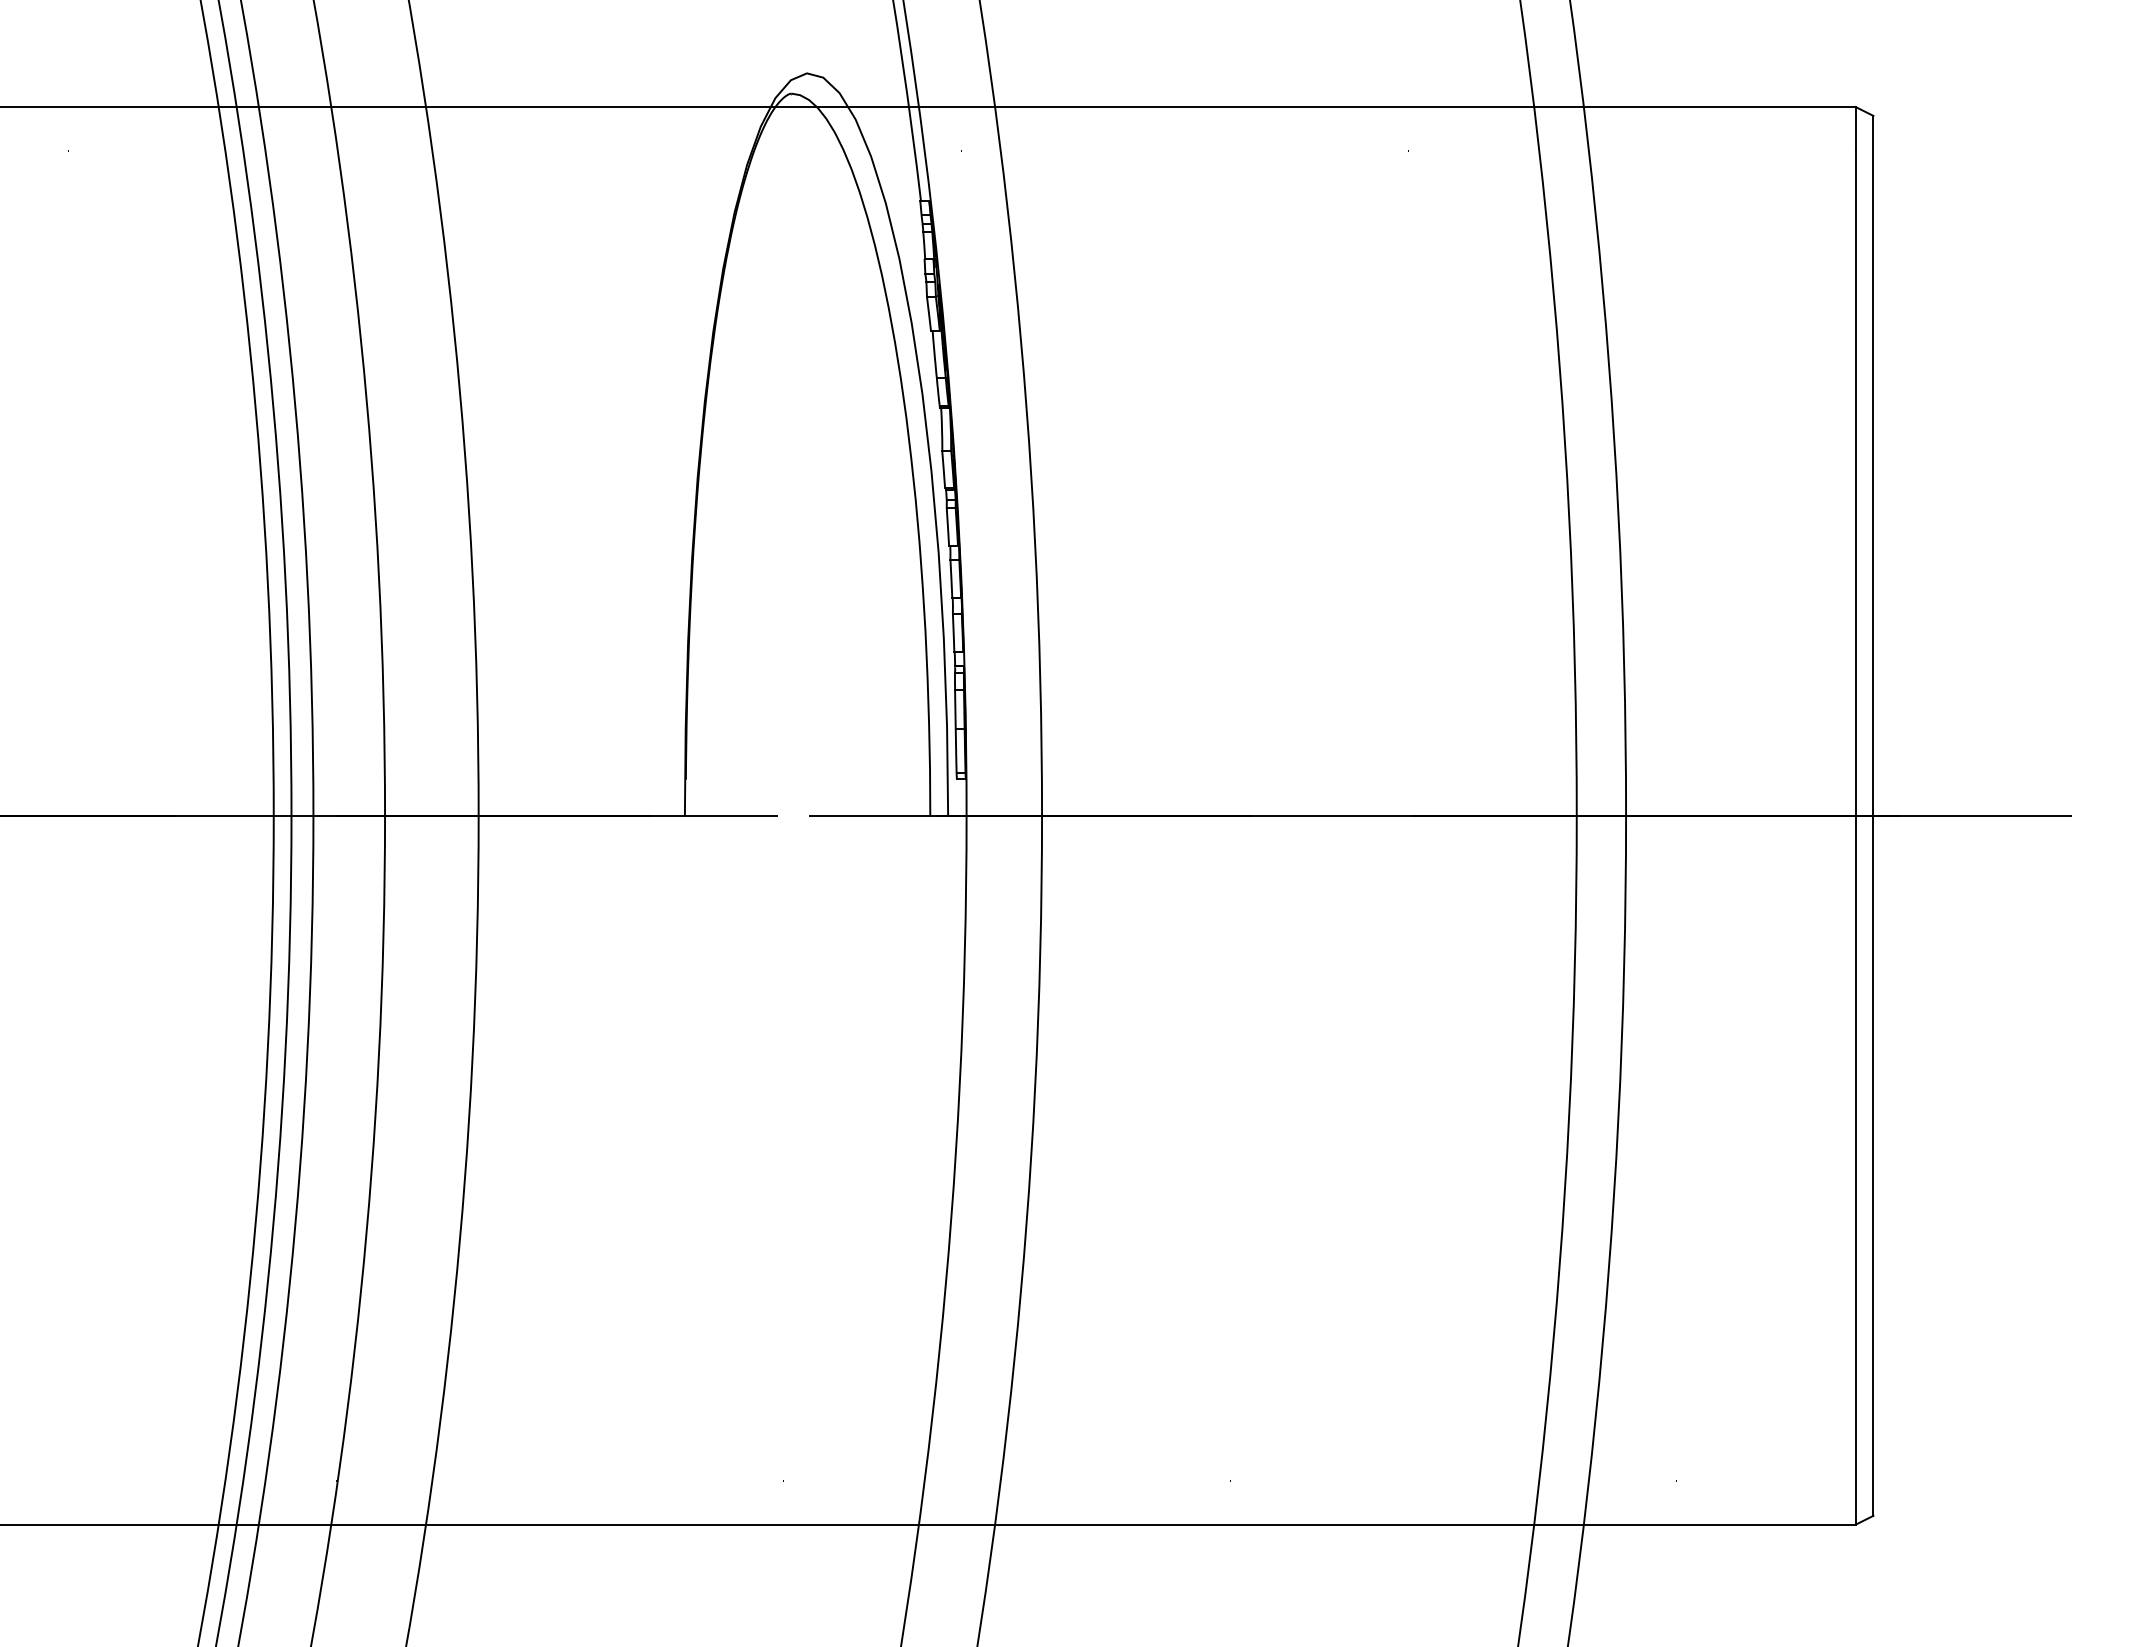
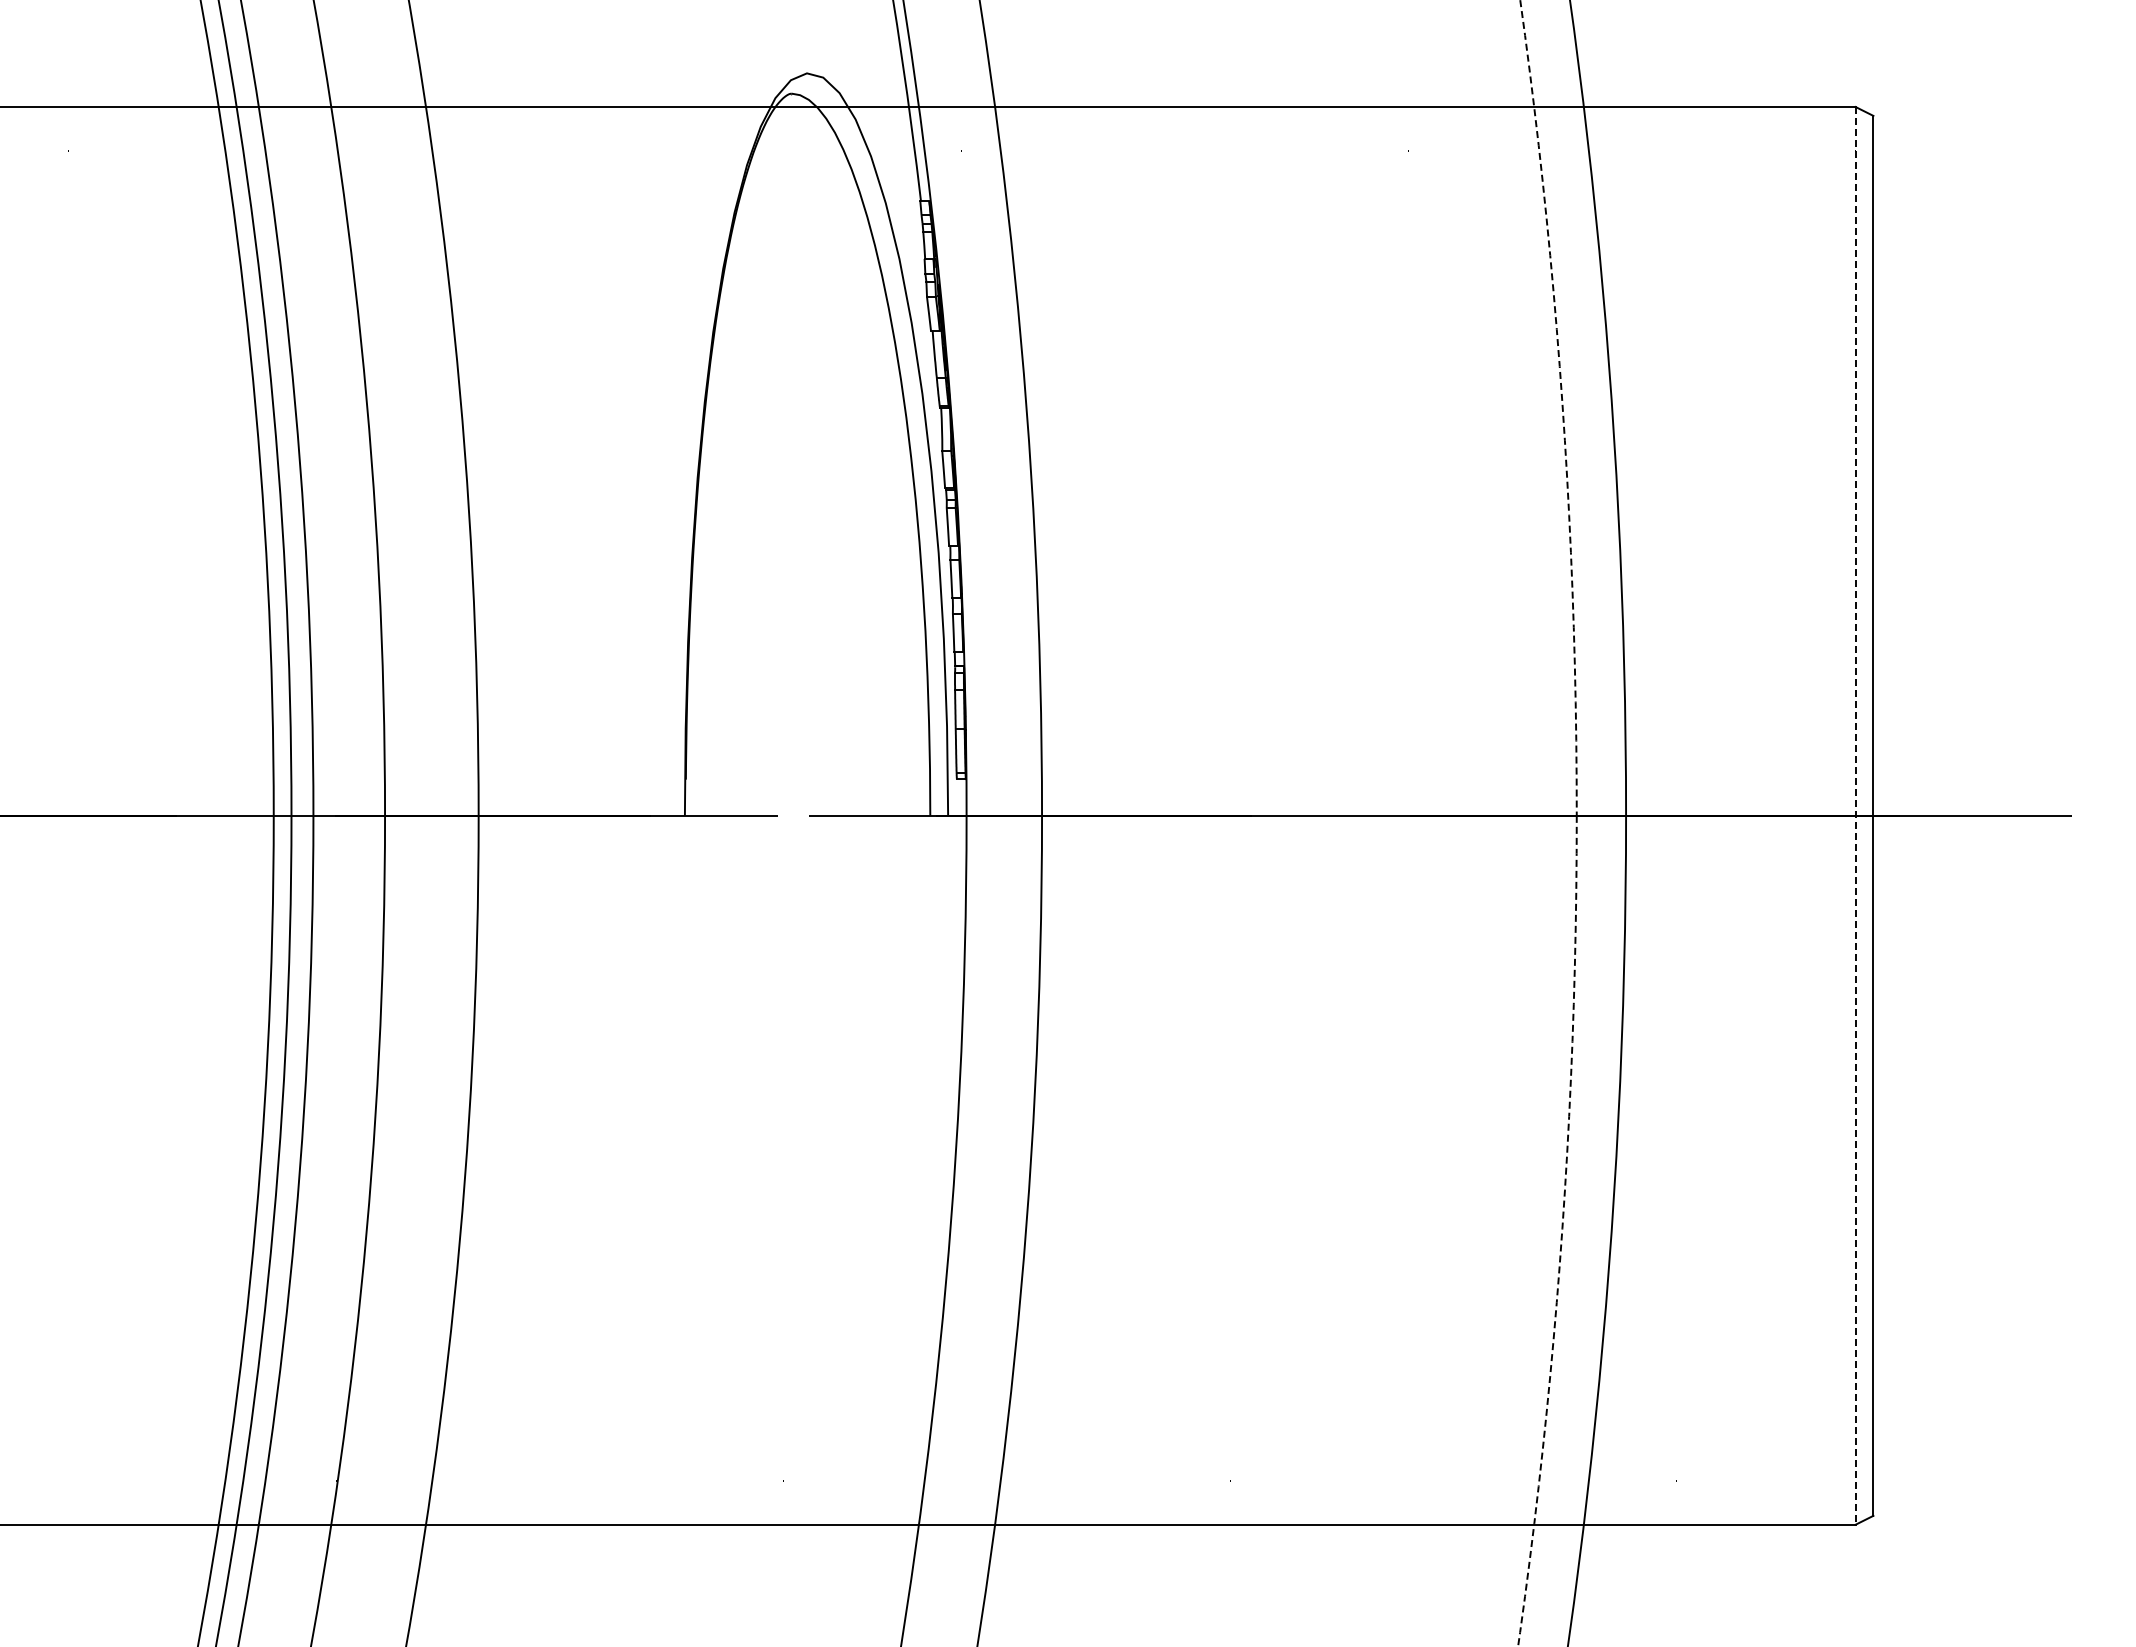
line: solid -> dashed (1855, 815)
circle: solid -> dashed (1547, 823)
